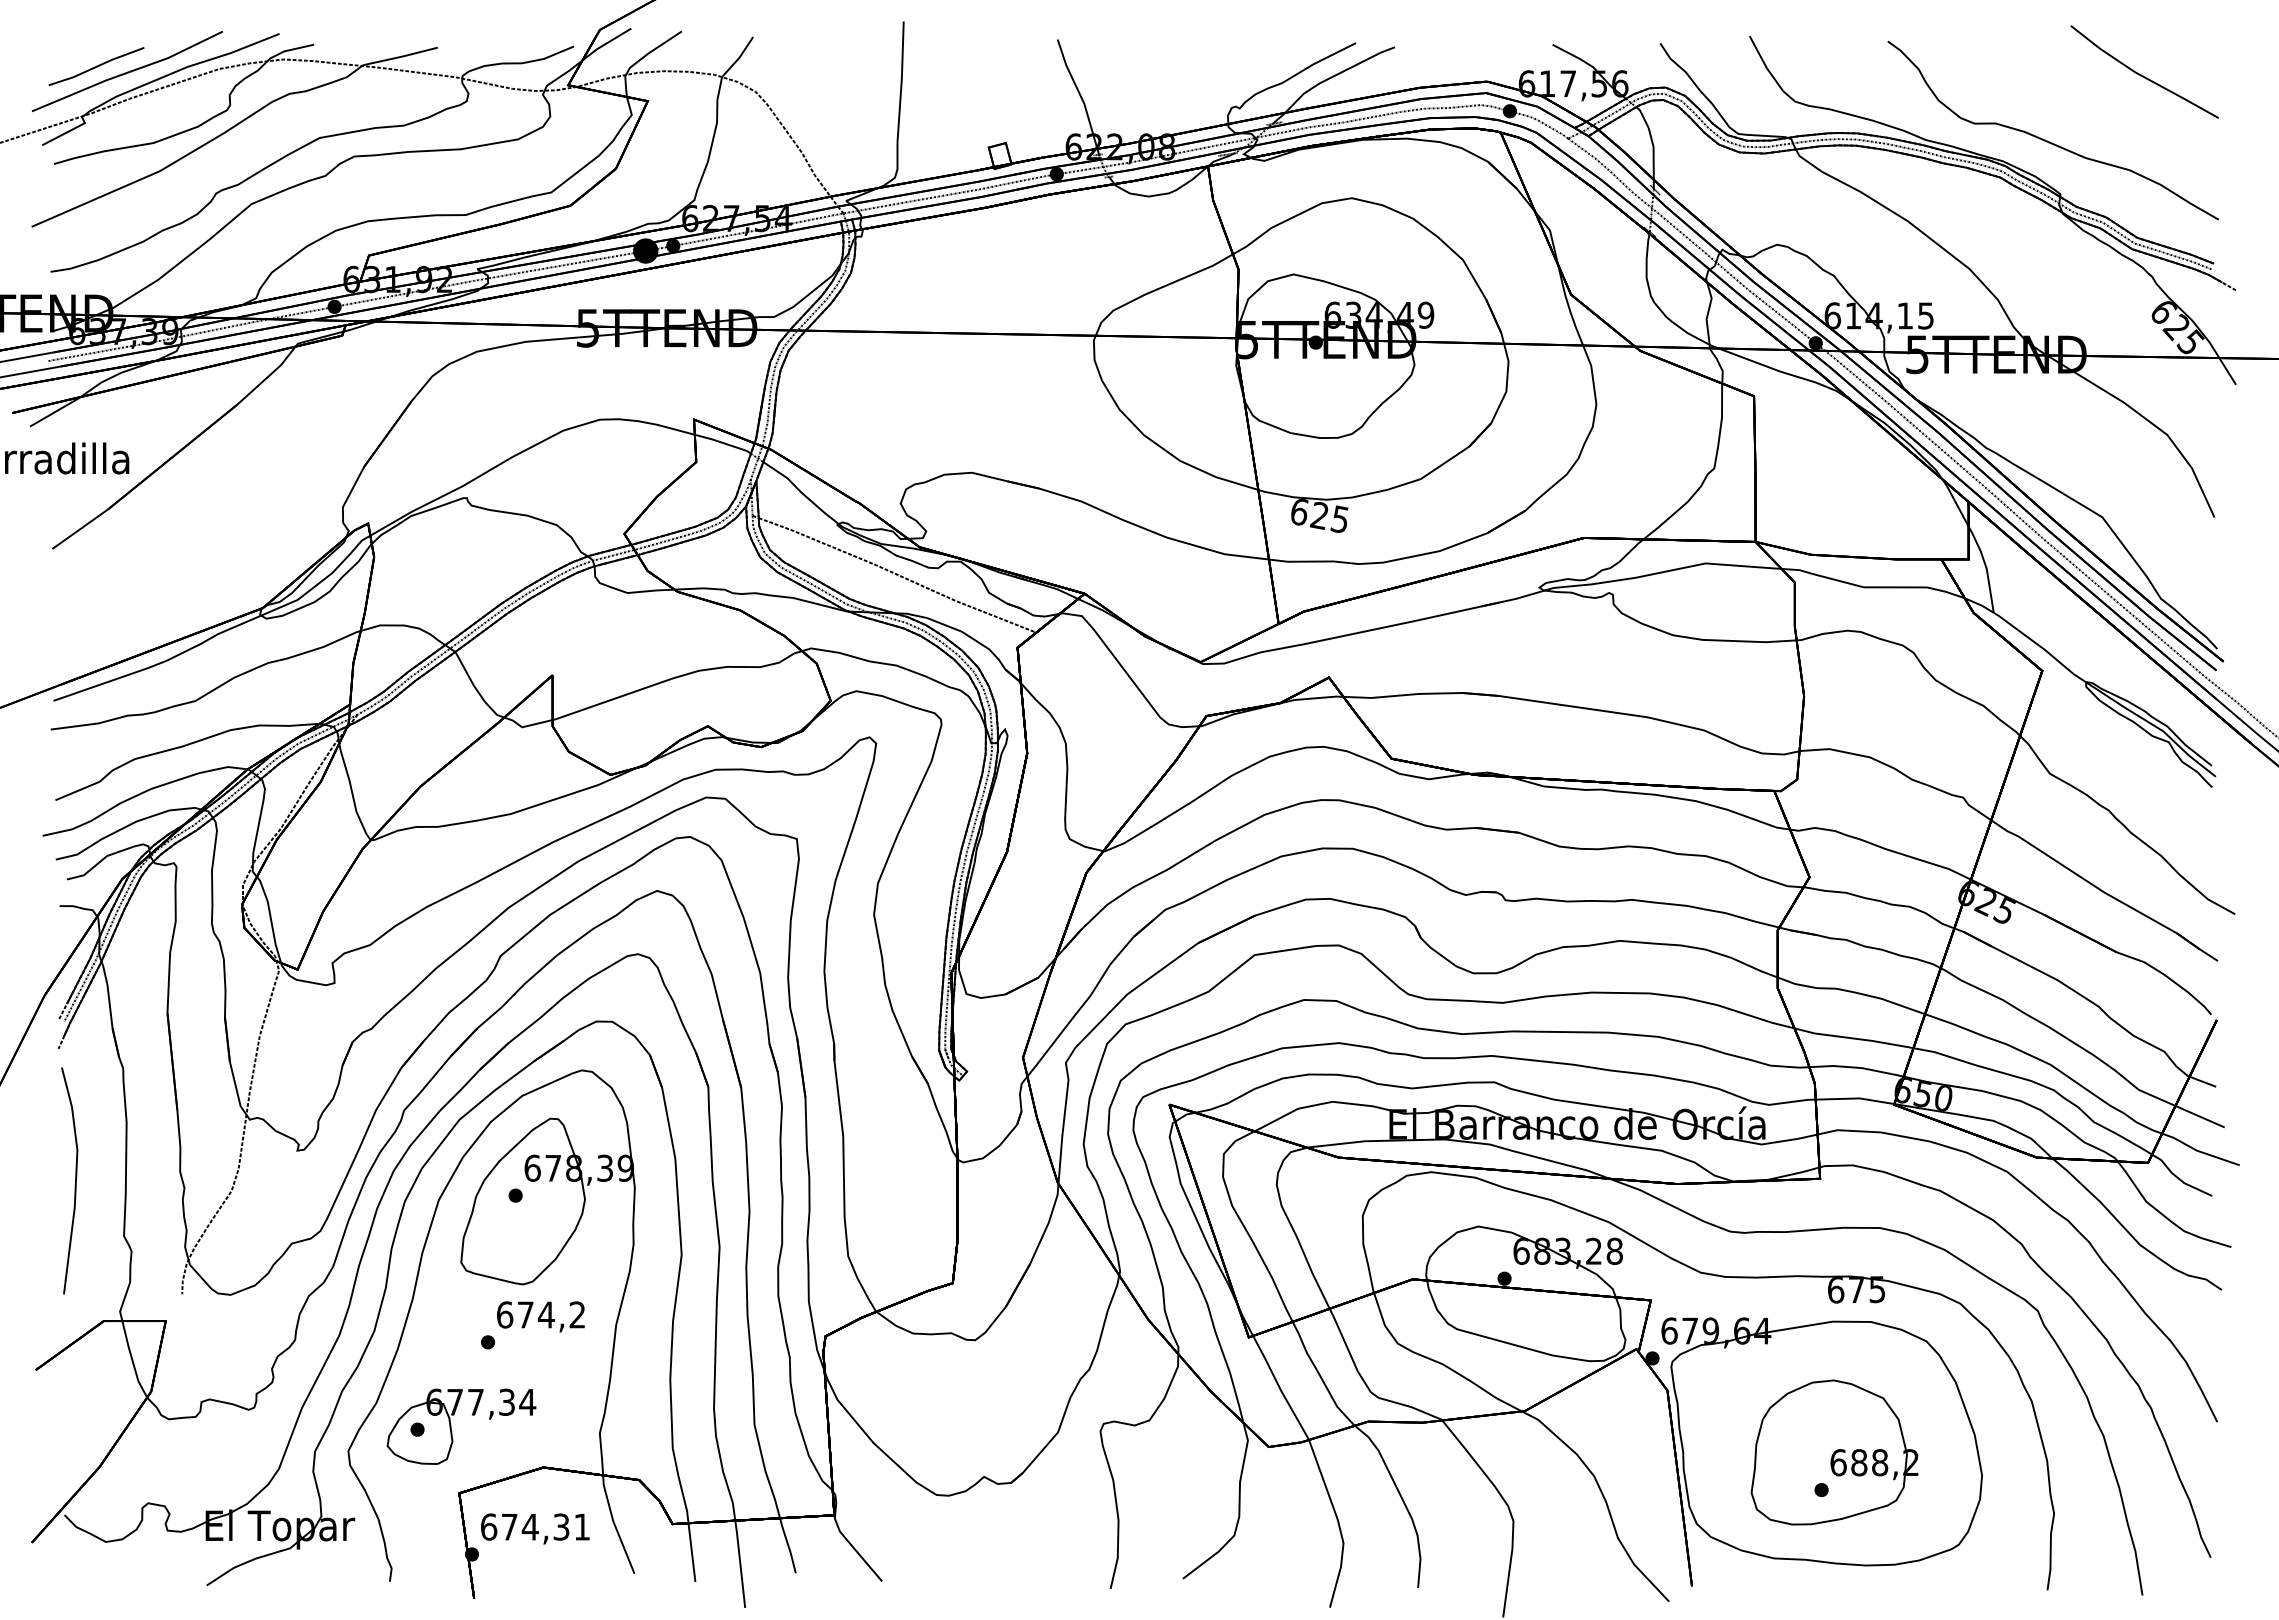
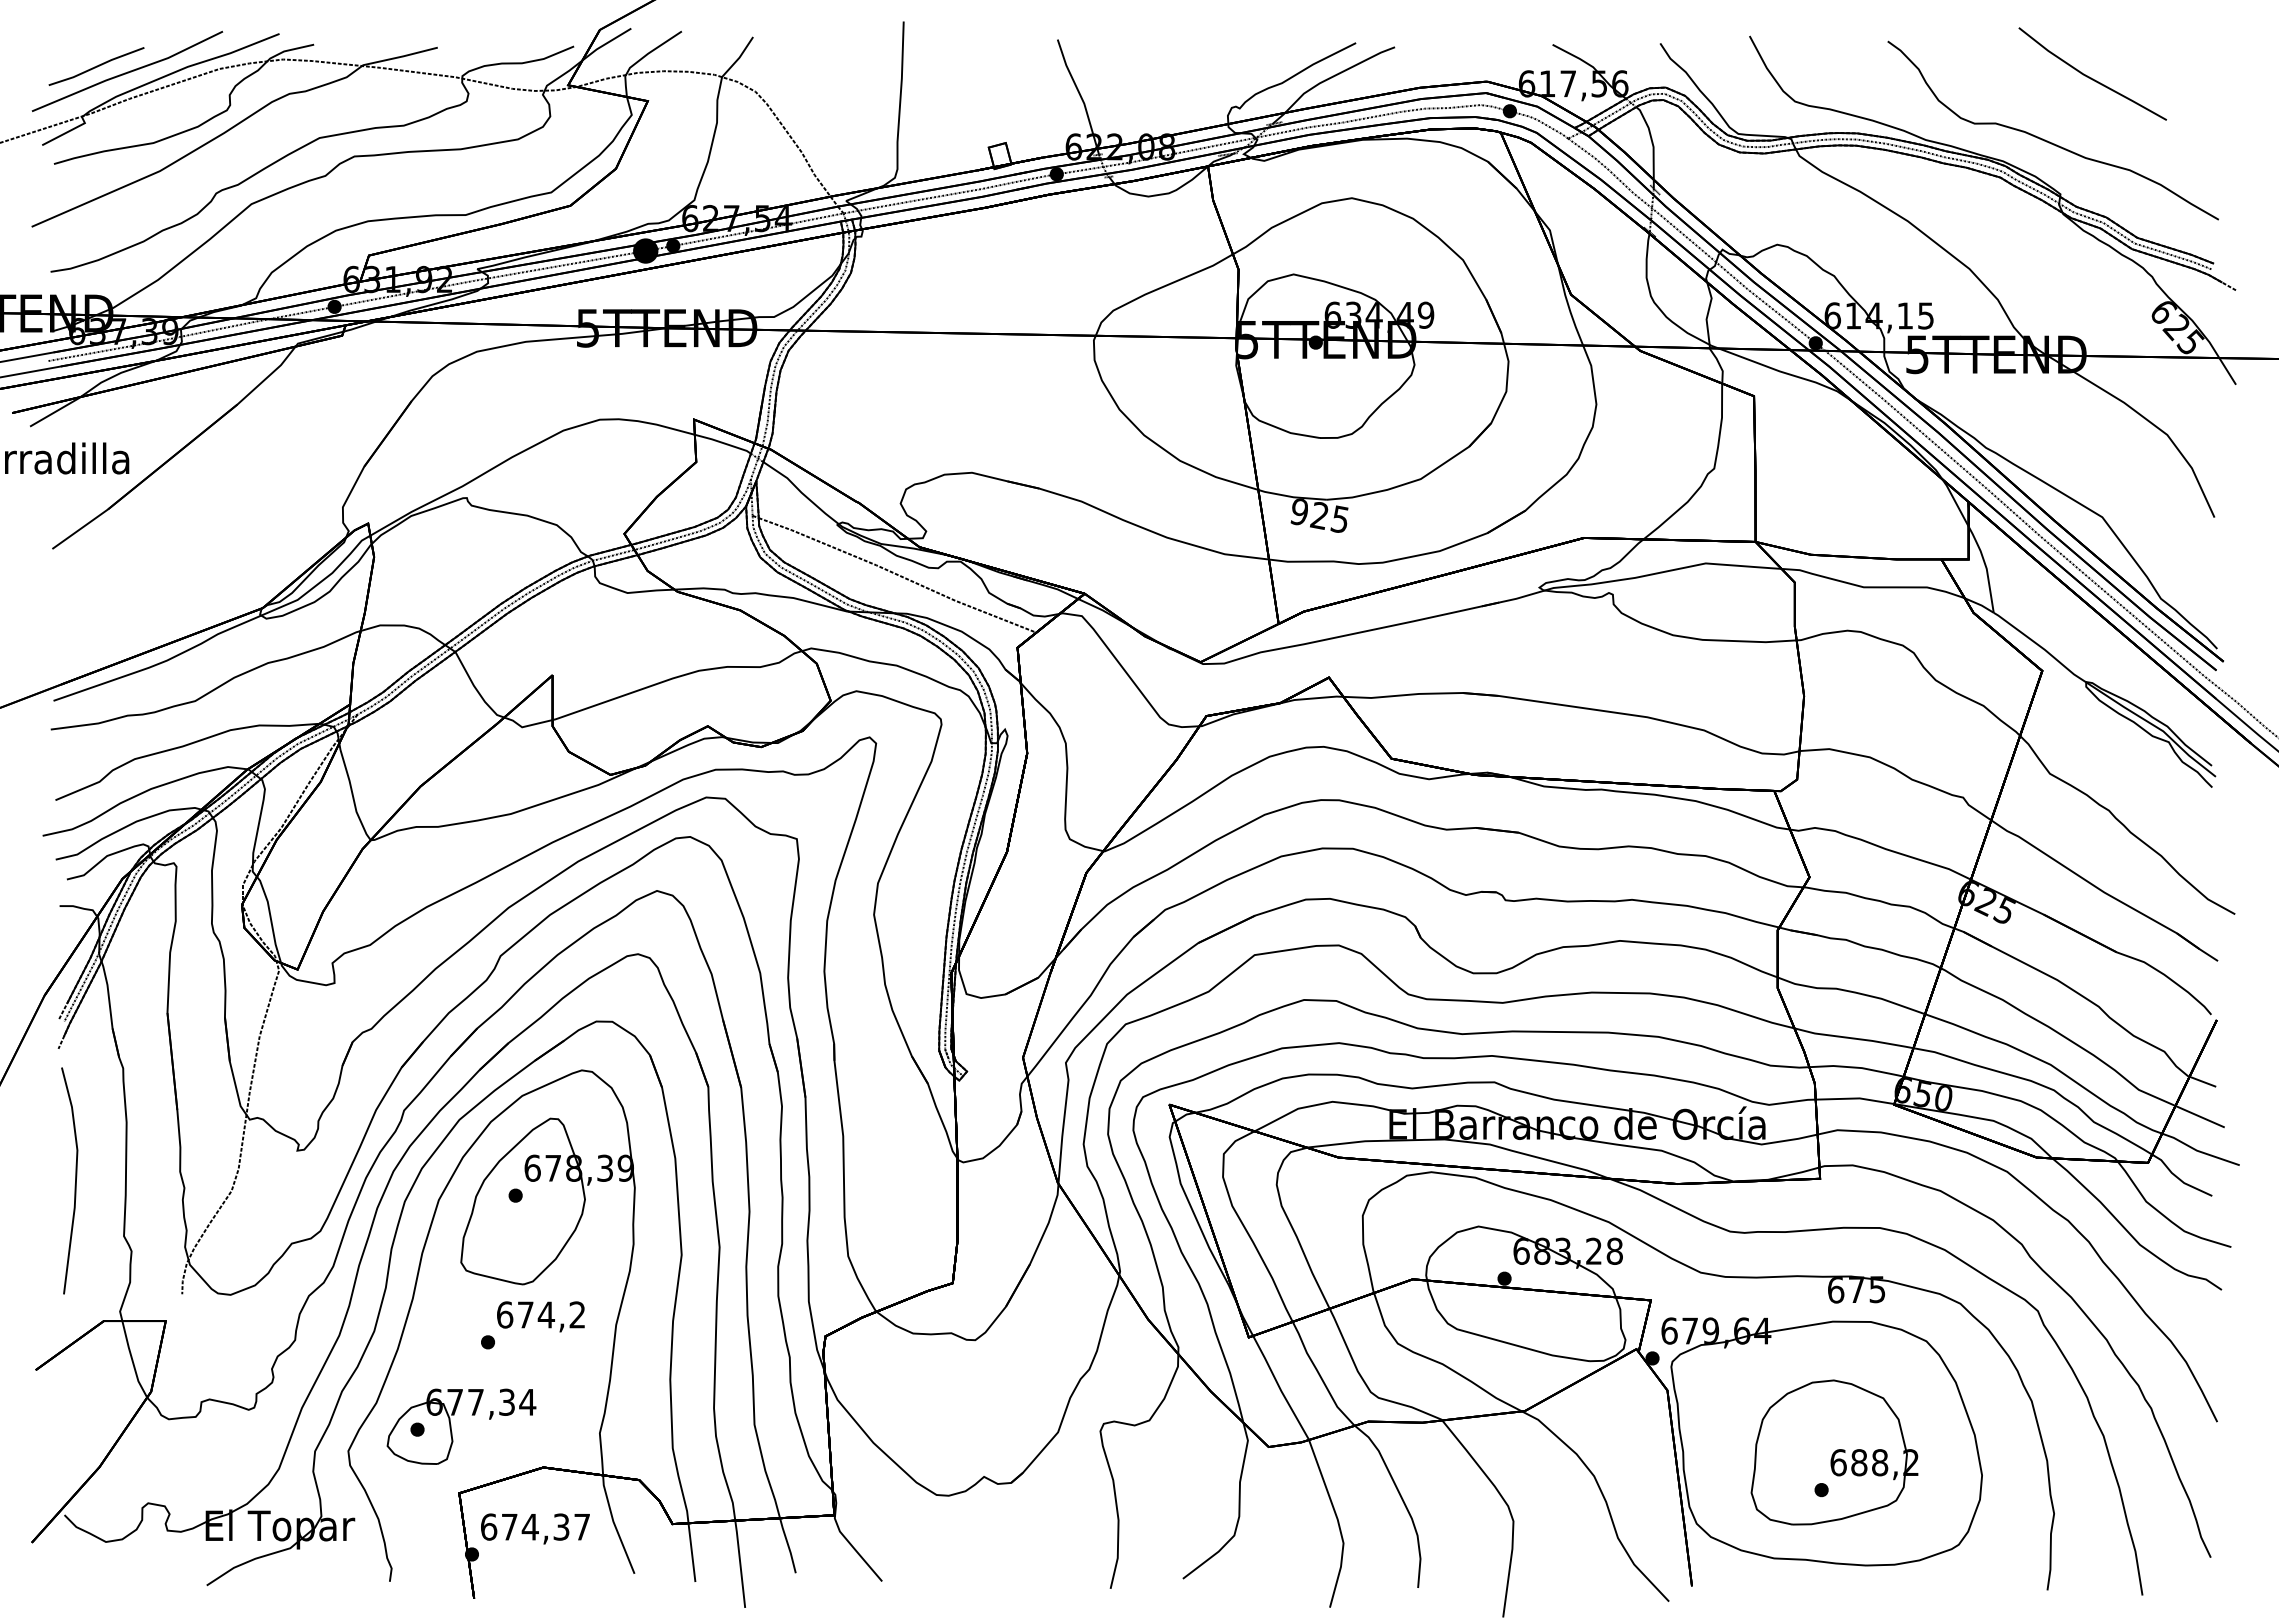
part position: (2144, 71) -> (2092, 73) (2092, 73)
text: 625 -> 925 (1299, 511)
text: 674,31 -> 674,37 (581, 1527)
